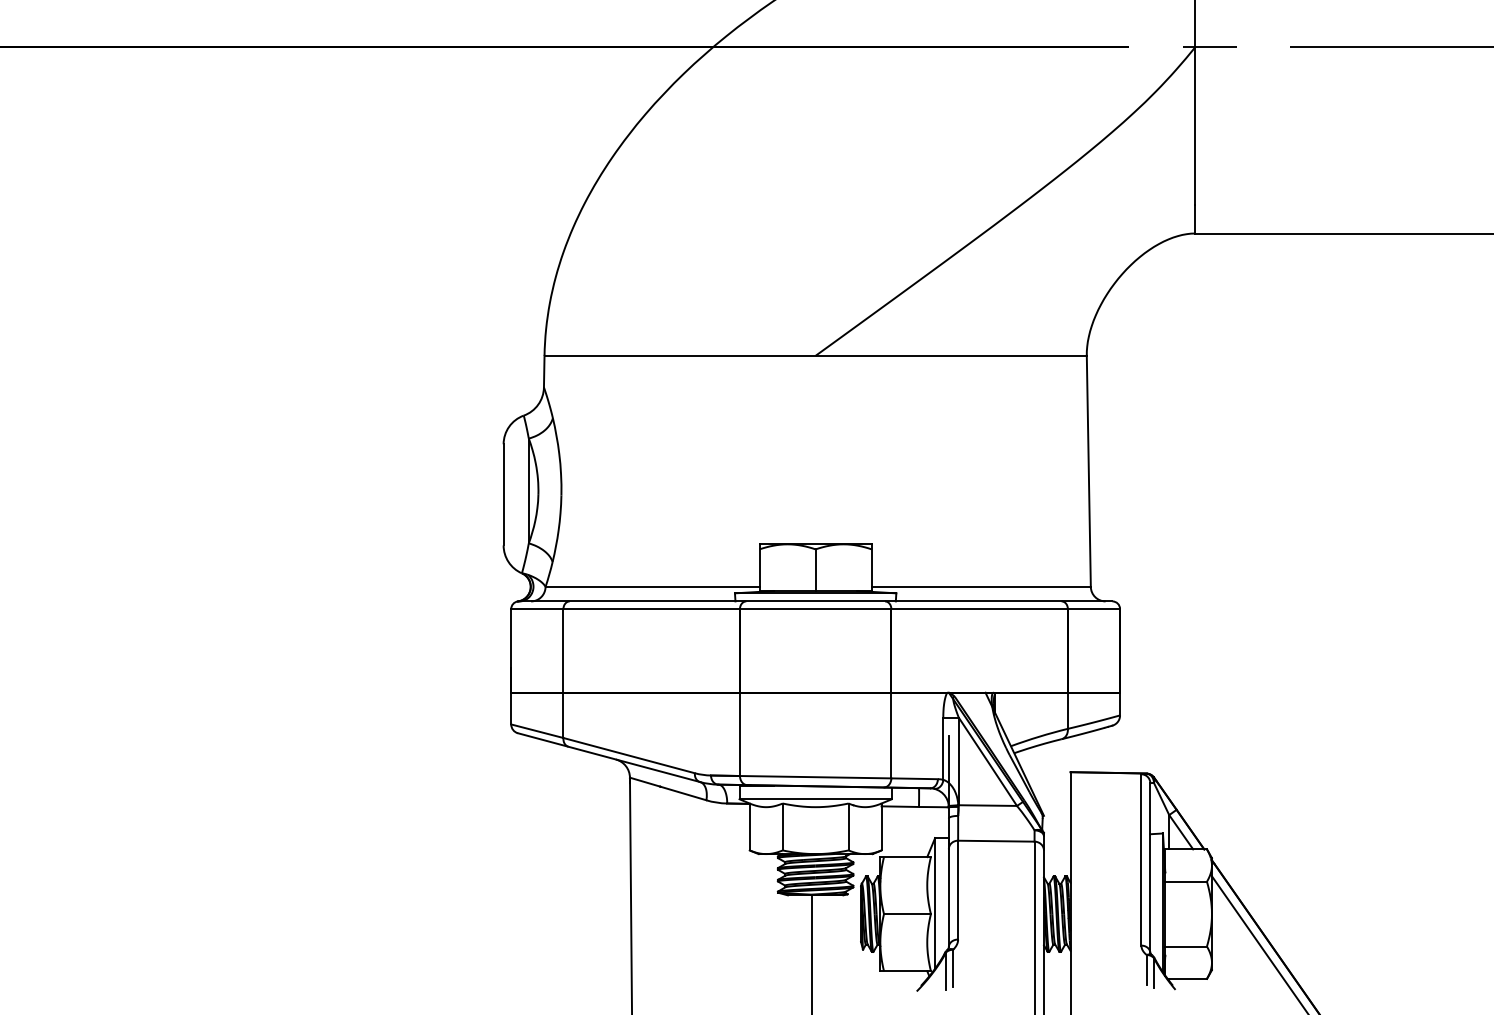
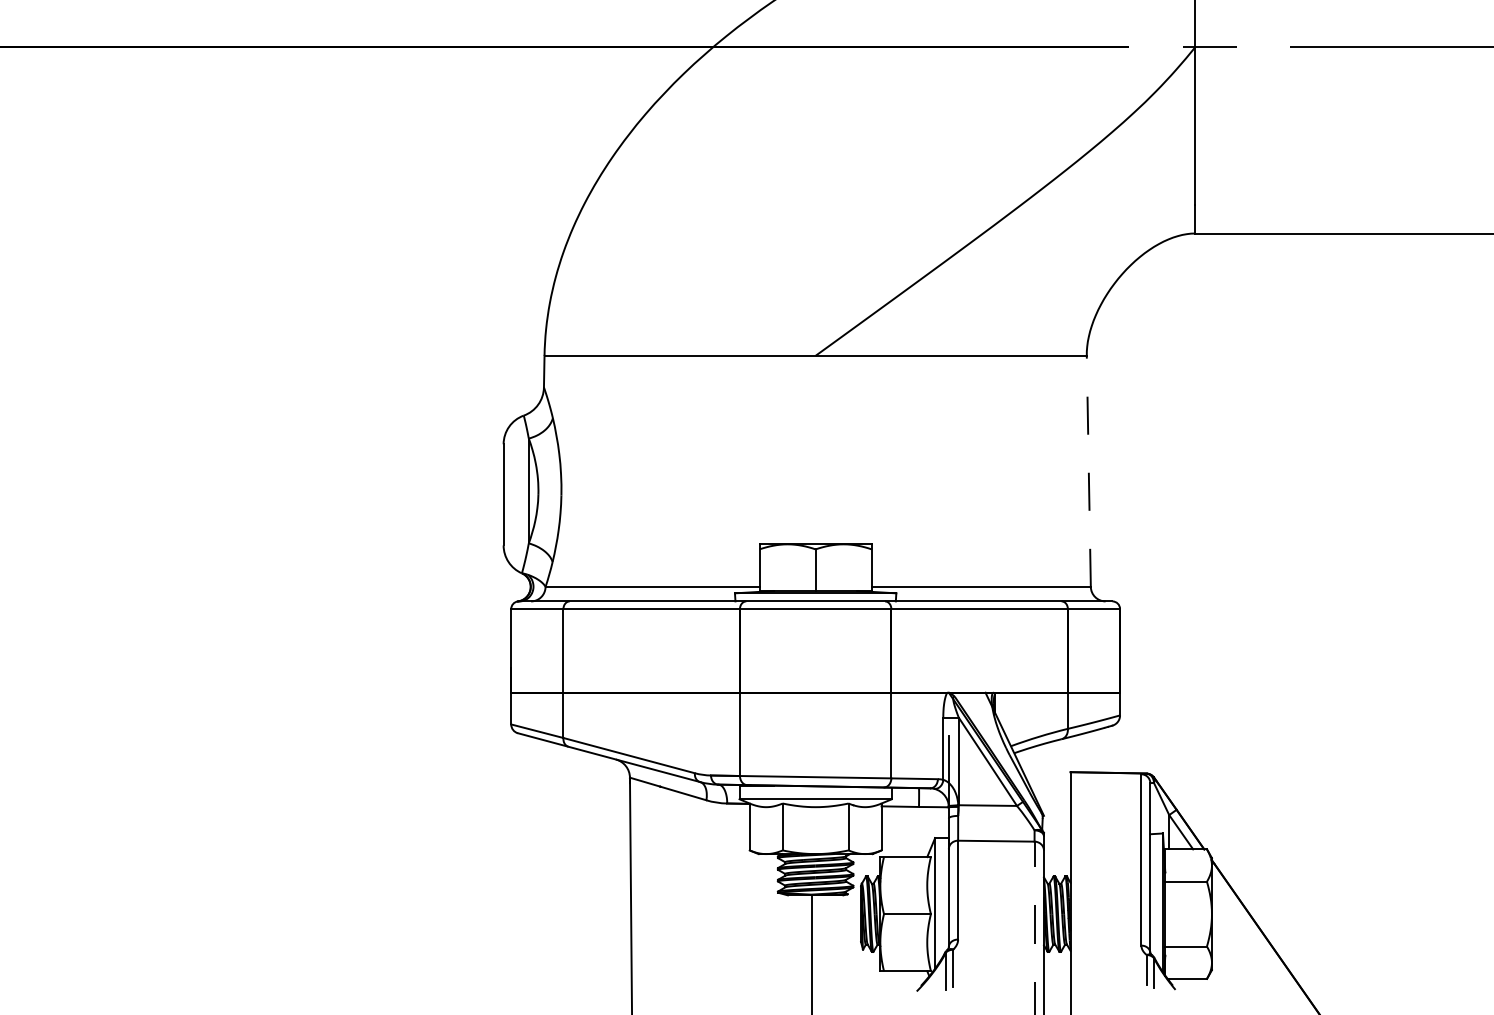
line: solid -> dashed (1088, 471)
line: solid -> dashed (1034, 927)
line: present -> none (1258, 943)
